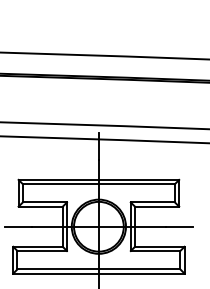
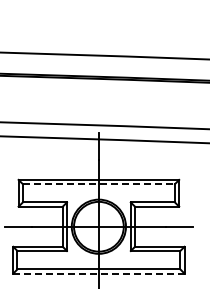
line: solid -> dashed (99, 184)
line: solid -> dashed (98, 273)
